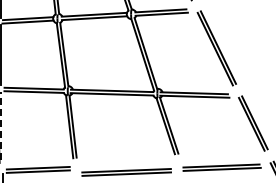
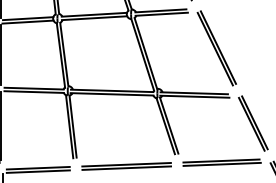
line: dashed -> solid (1, 125)
part position: (221, 167) -> (221, 162) (221, 162)
part position: (126, 172) -> (126, 166) (126, 166)
